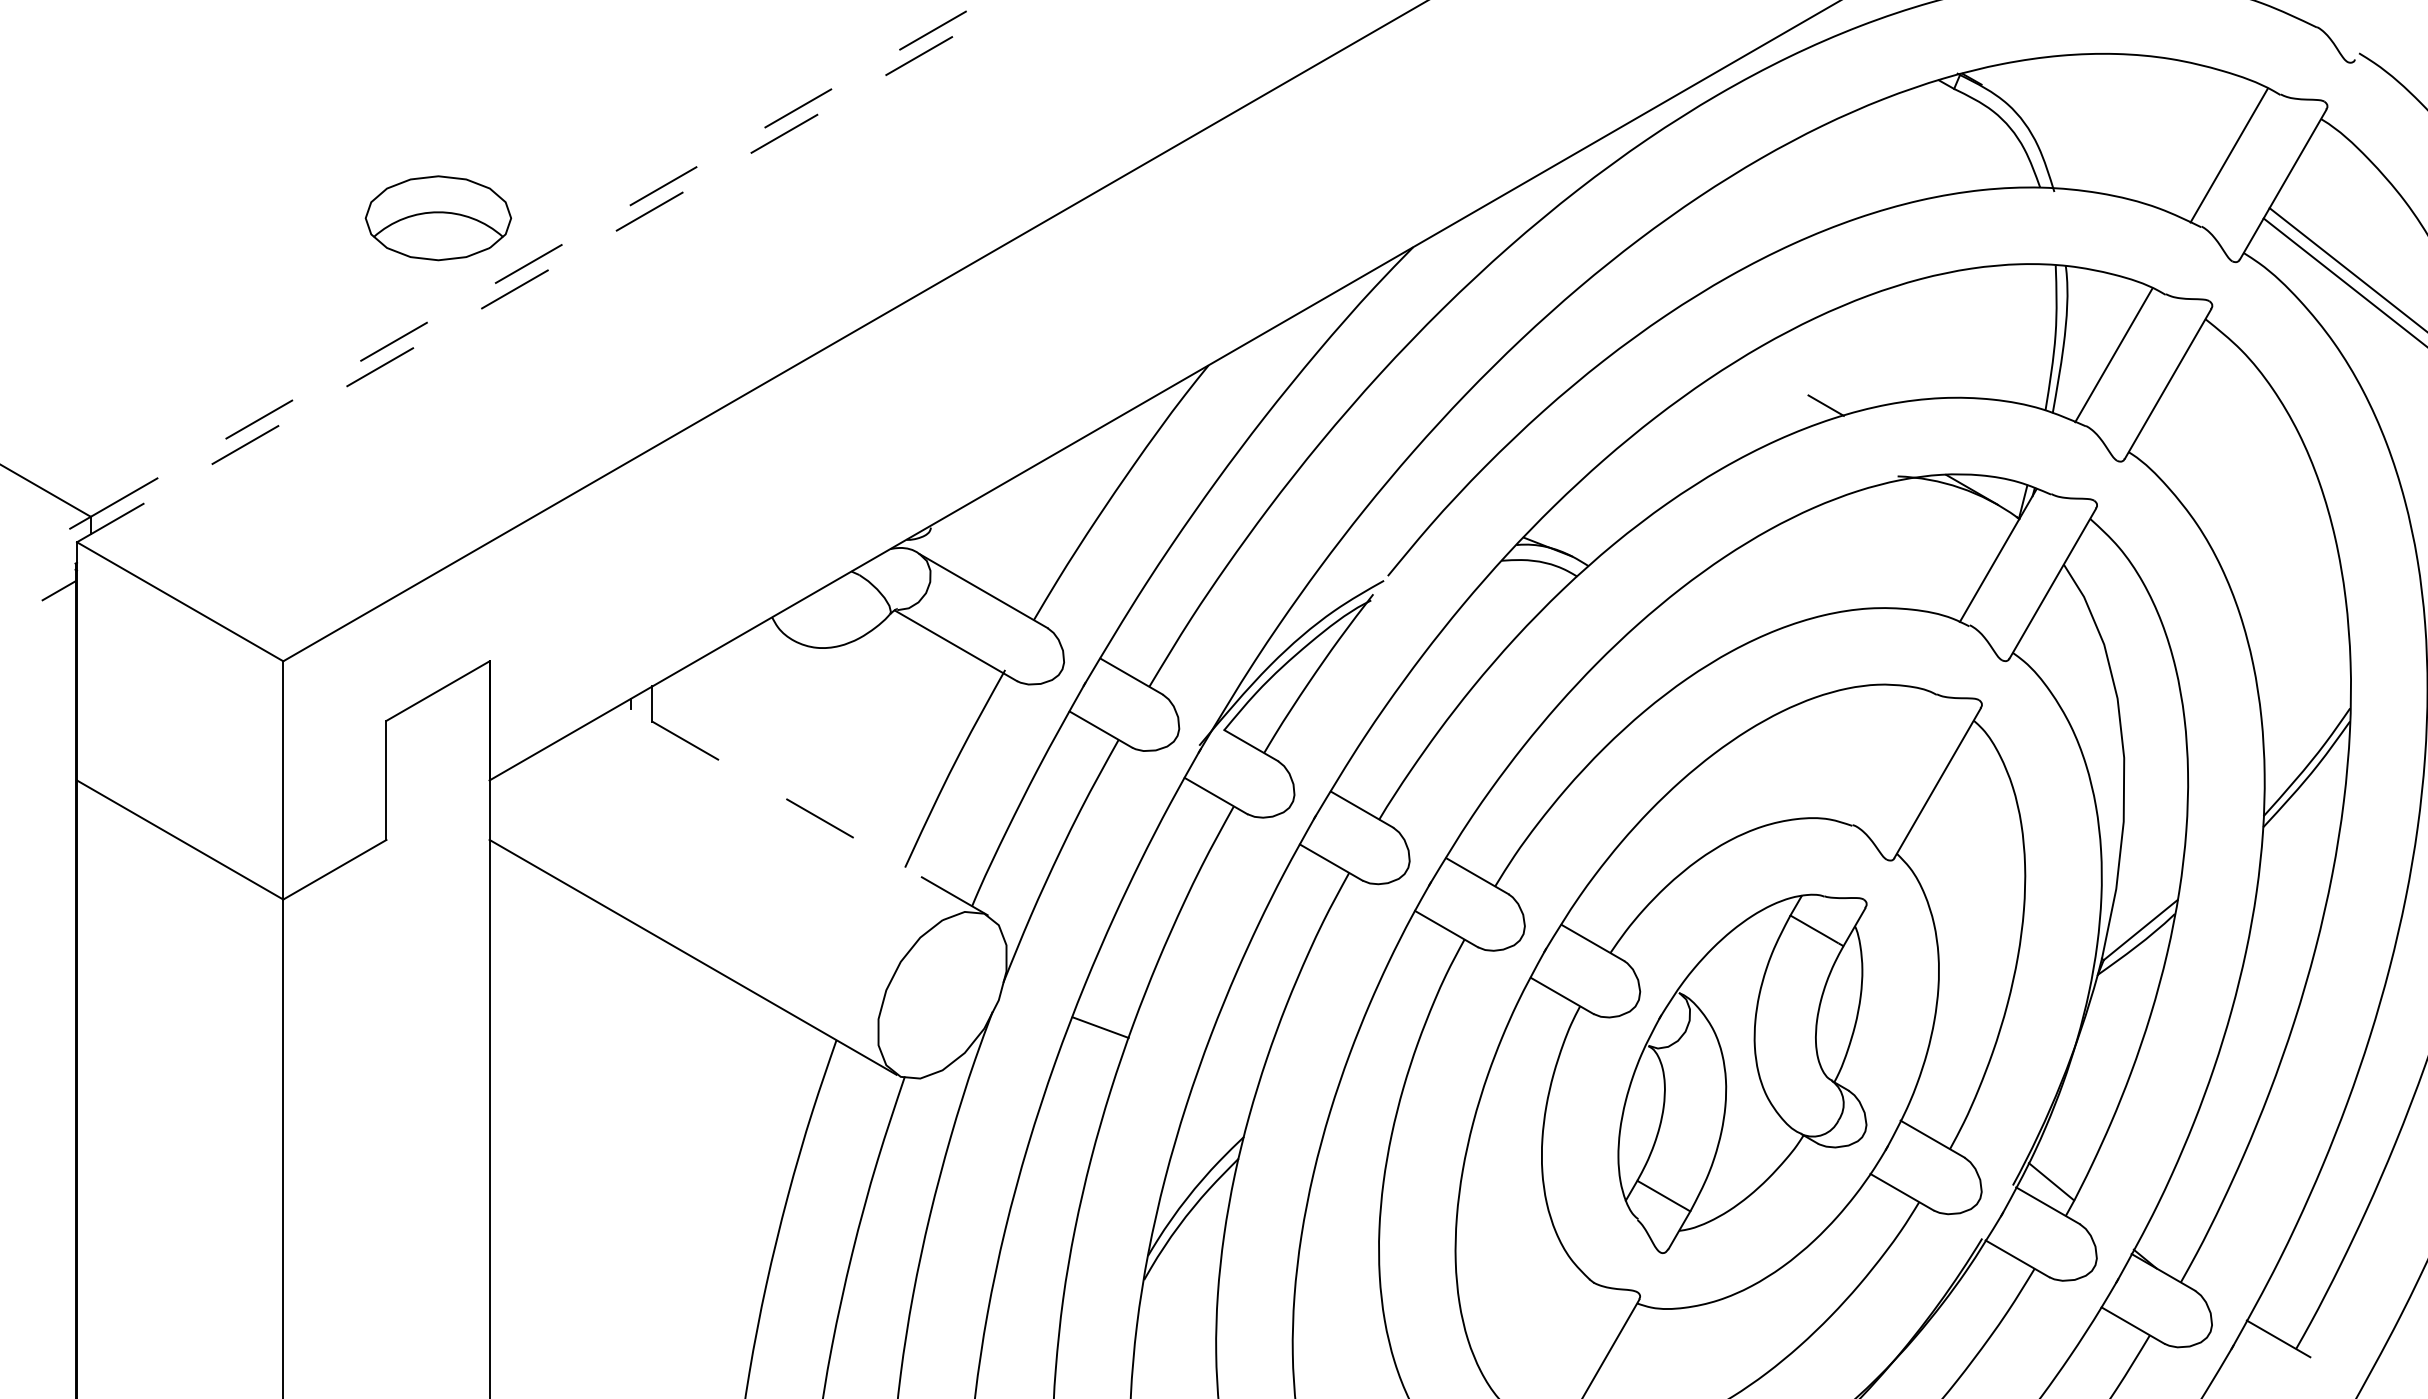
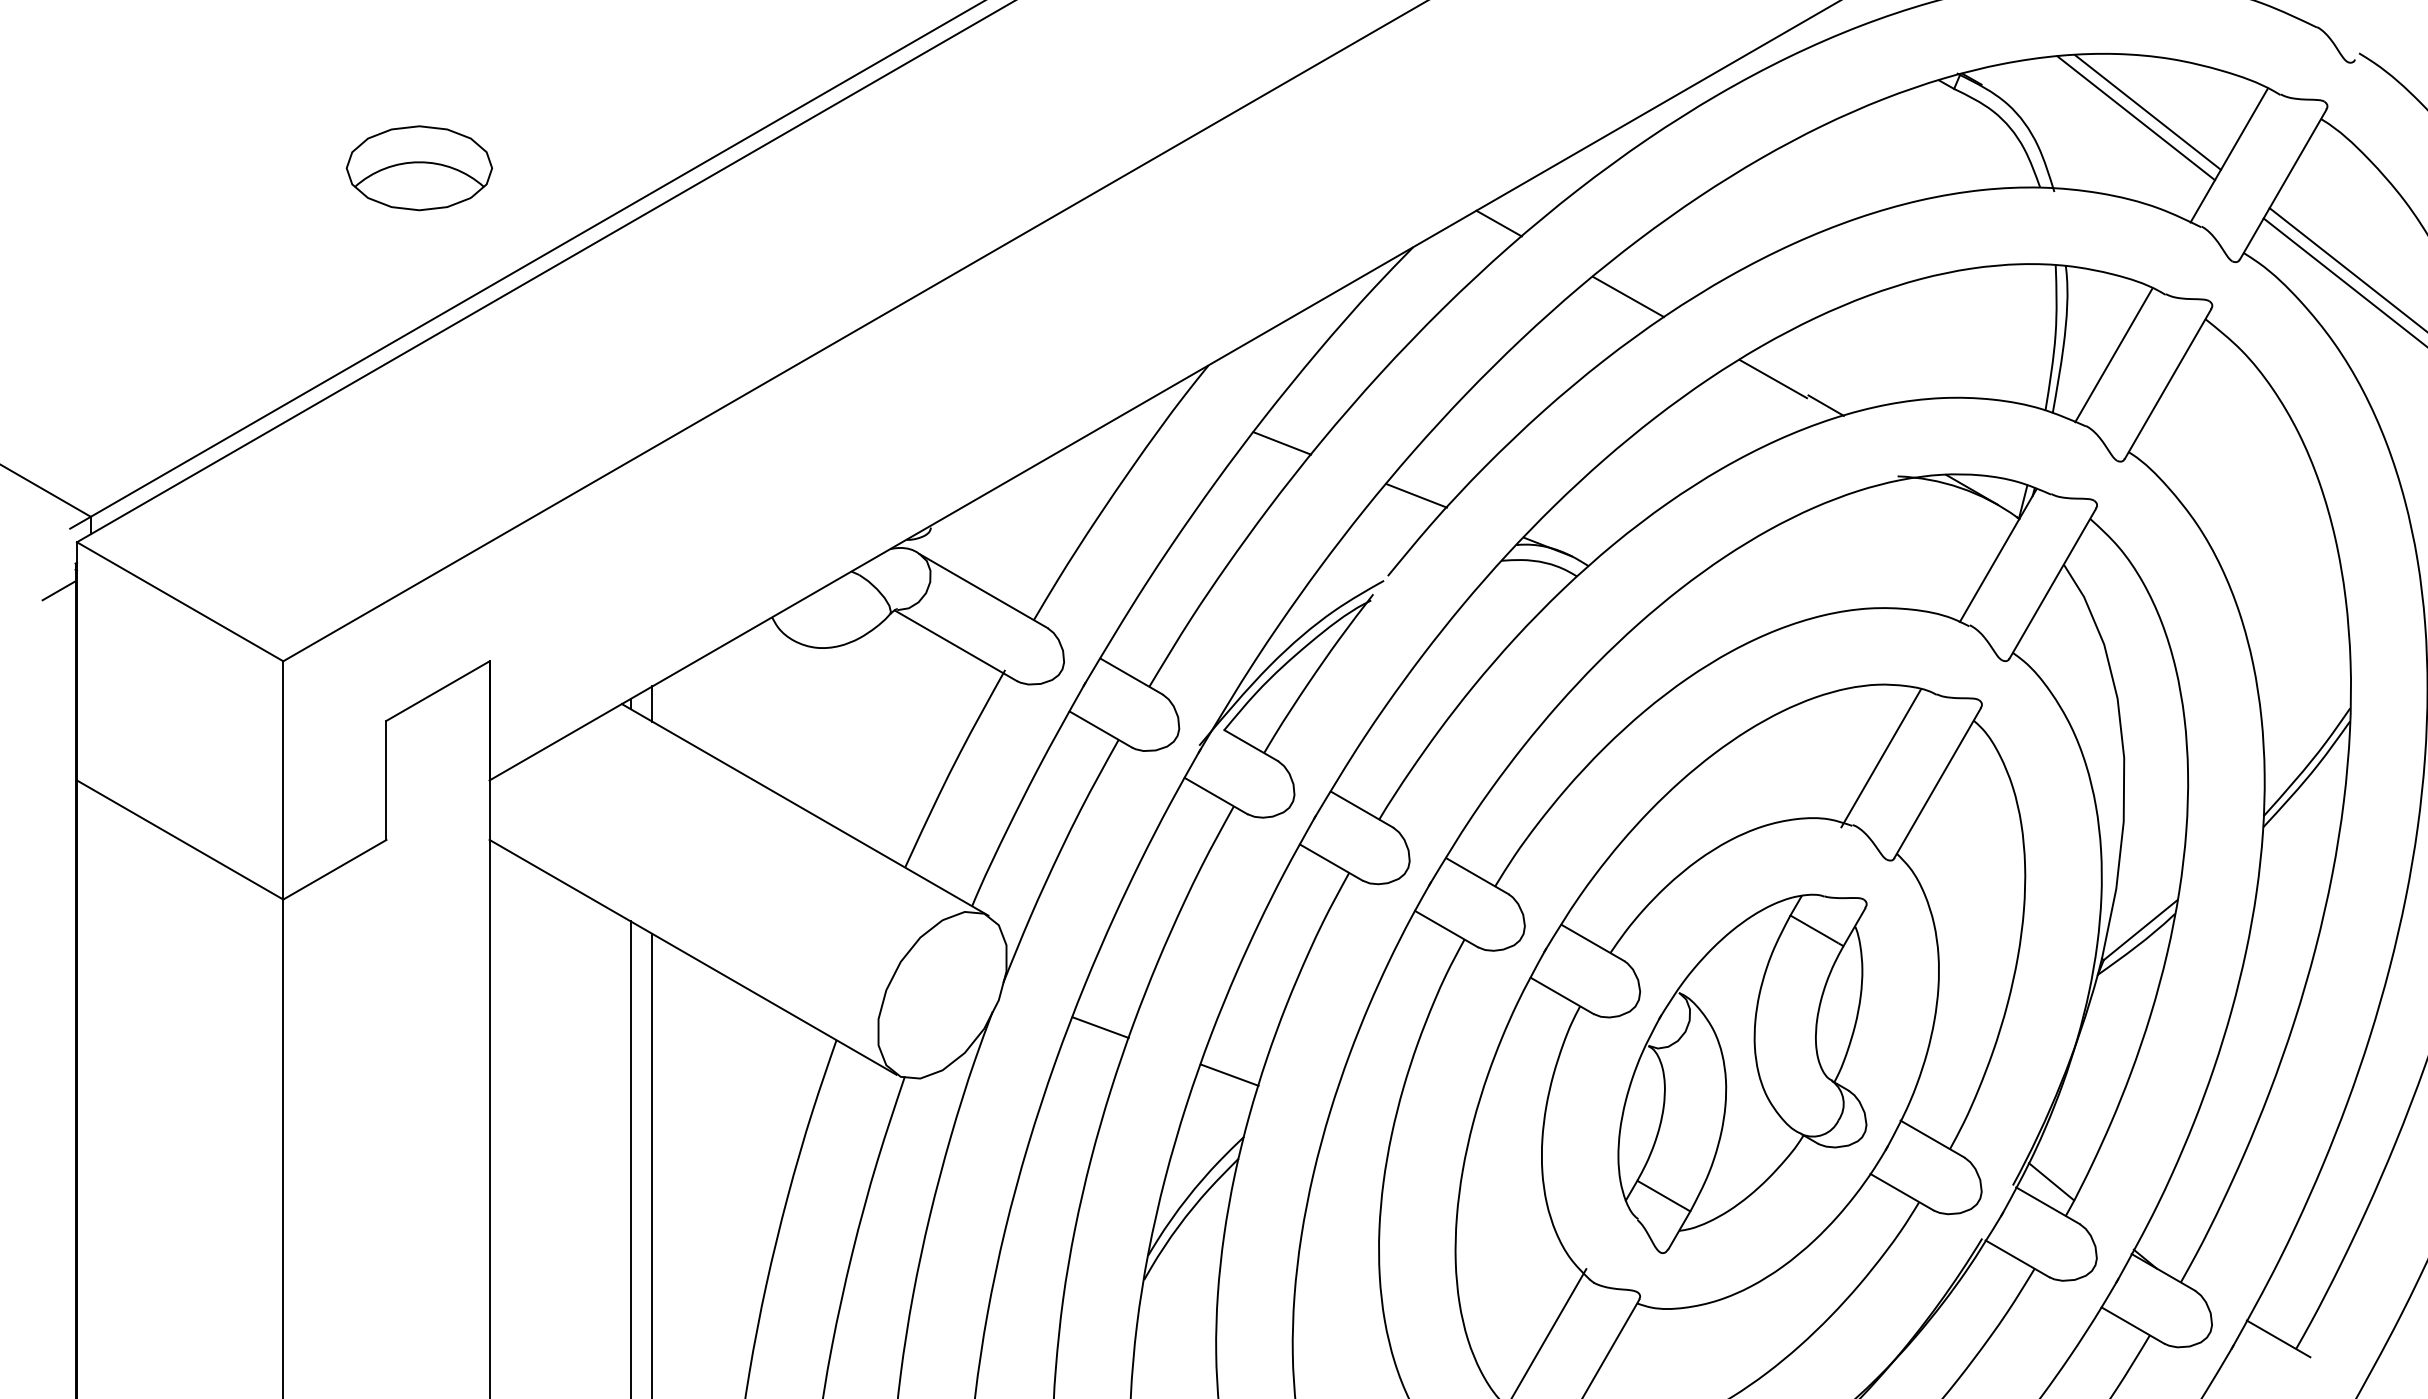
line: none -> present (2147, 112)
line: none -> present (2135, 118)
part position: (438, 218) -> (419, 168) (419, 168)
line: none -> present (1498, 223)
line: dashed -> solid (538, 258)
line: dashed -> solid (546, 271)
line: none -> present (1627, 296)
line: none -> present (1773, 378)
line: none -> present (1282, 443)
line: none -> present (1416, 495)
line: none -> present (1880, 758)
line: dashed -> solid (805, 809)
line: none -> present (1229, 1074)
line: none -> present (630, 1158)
line: none -> present (652, 1164)
line: none -> present (1549, 1332)
